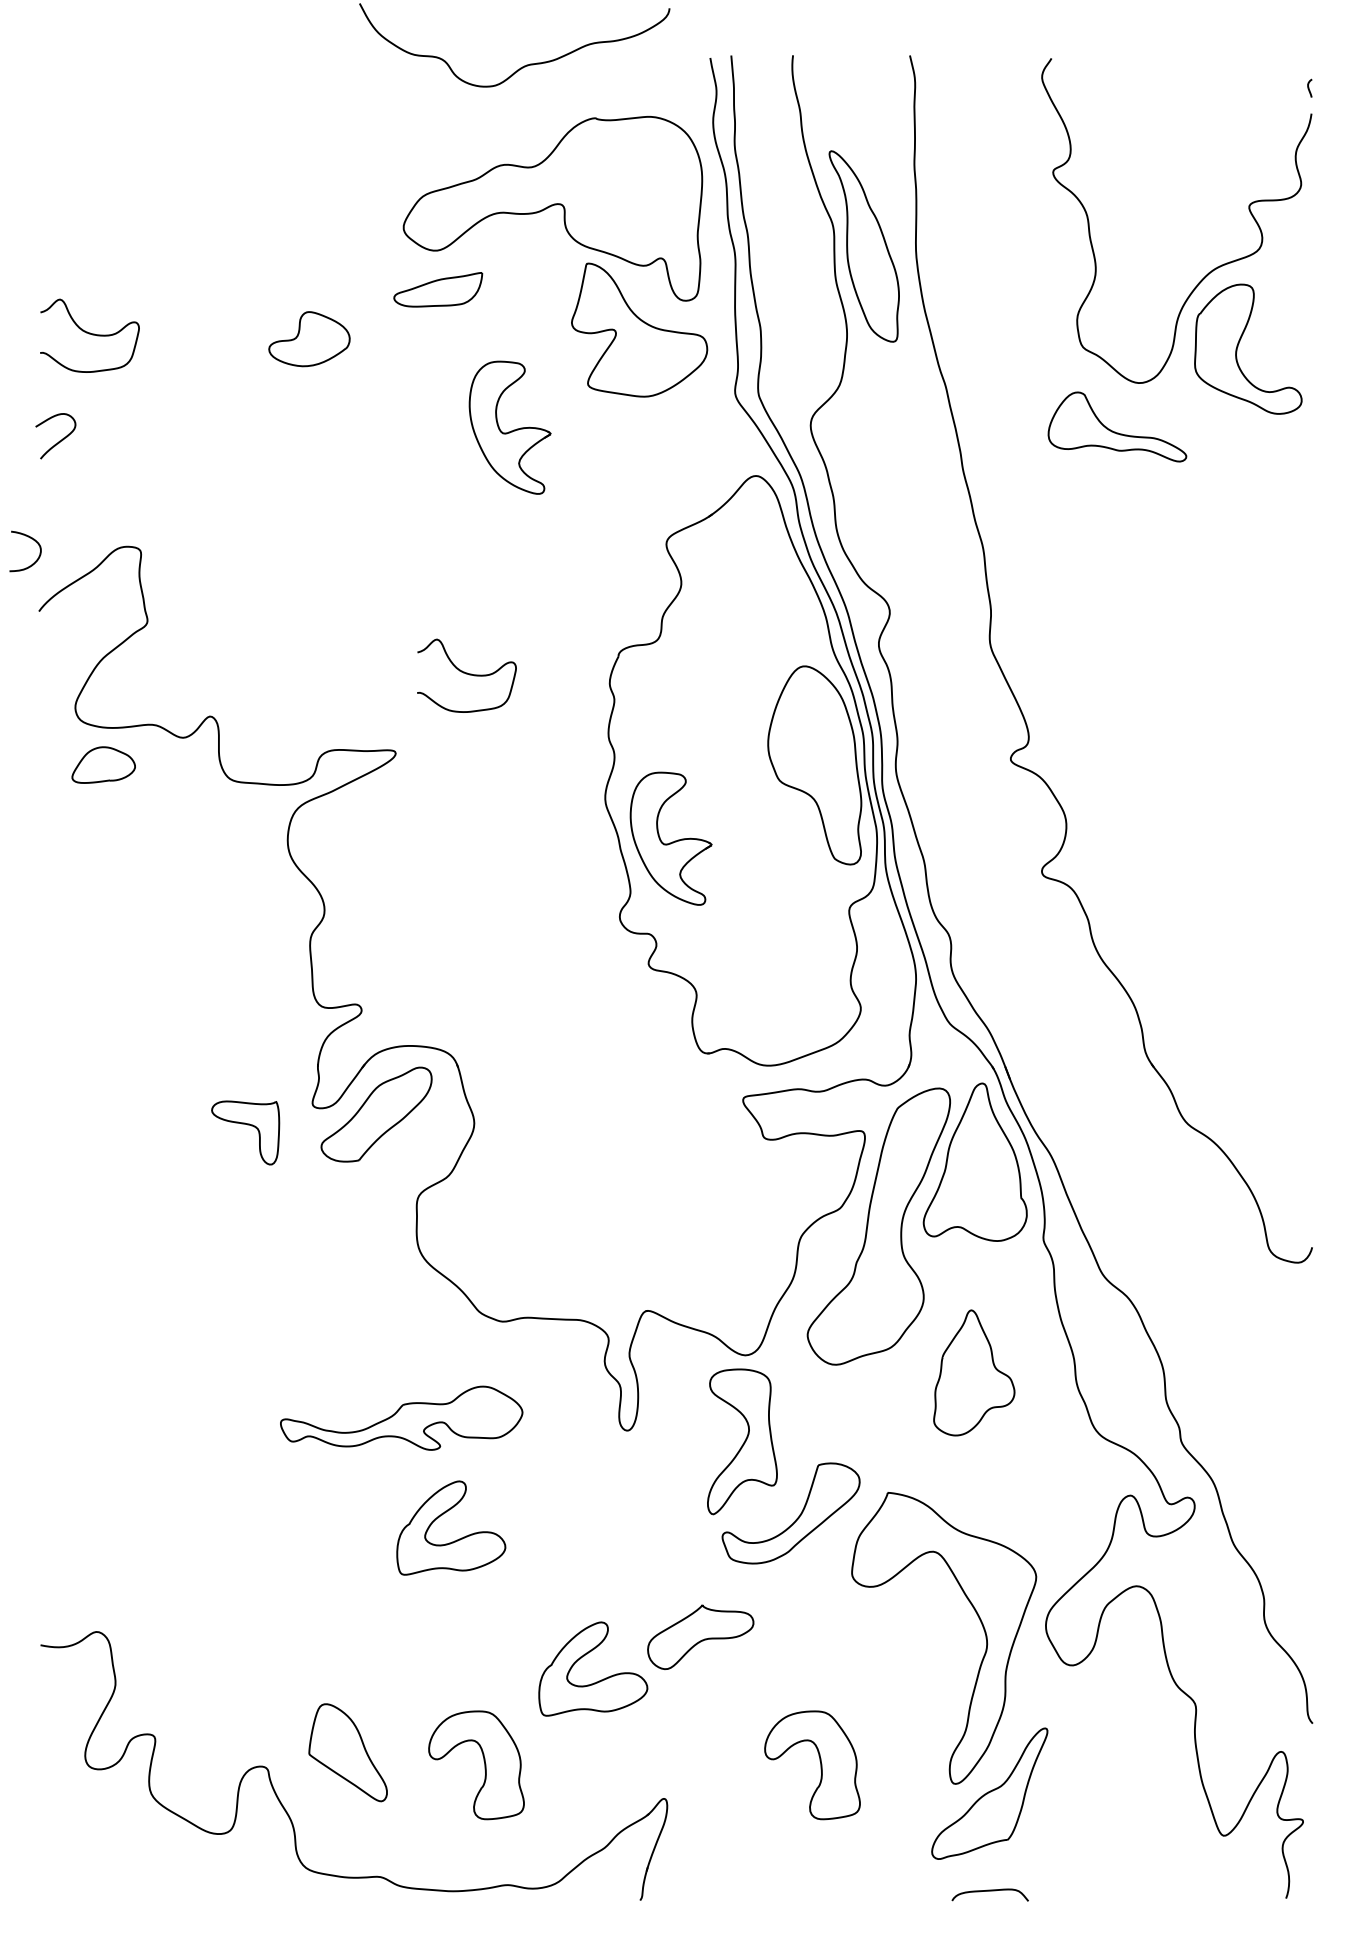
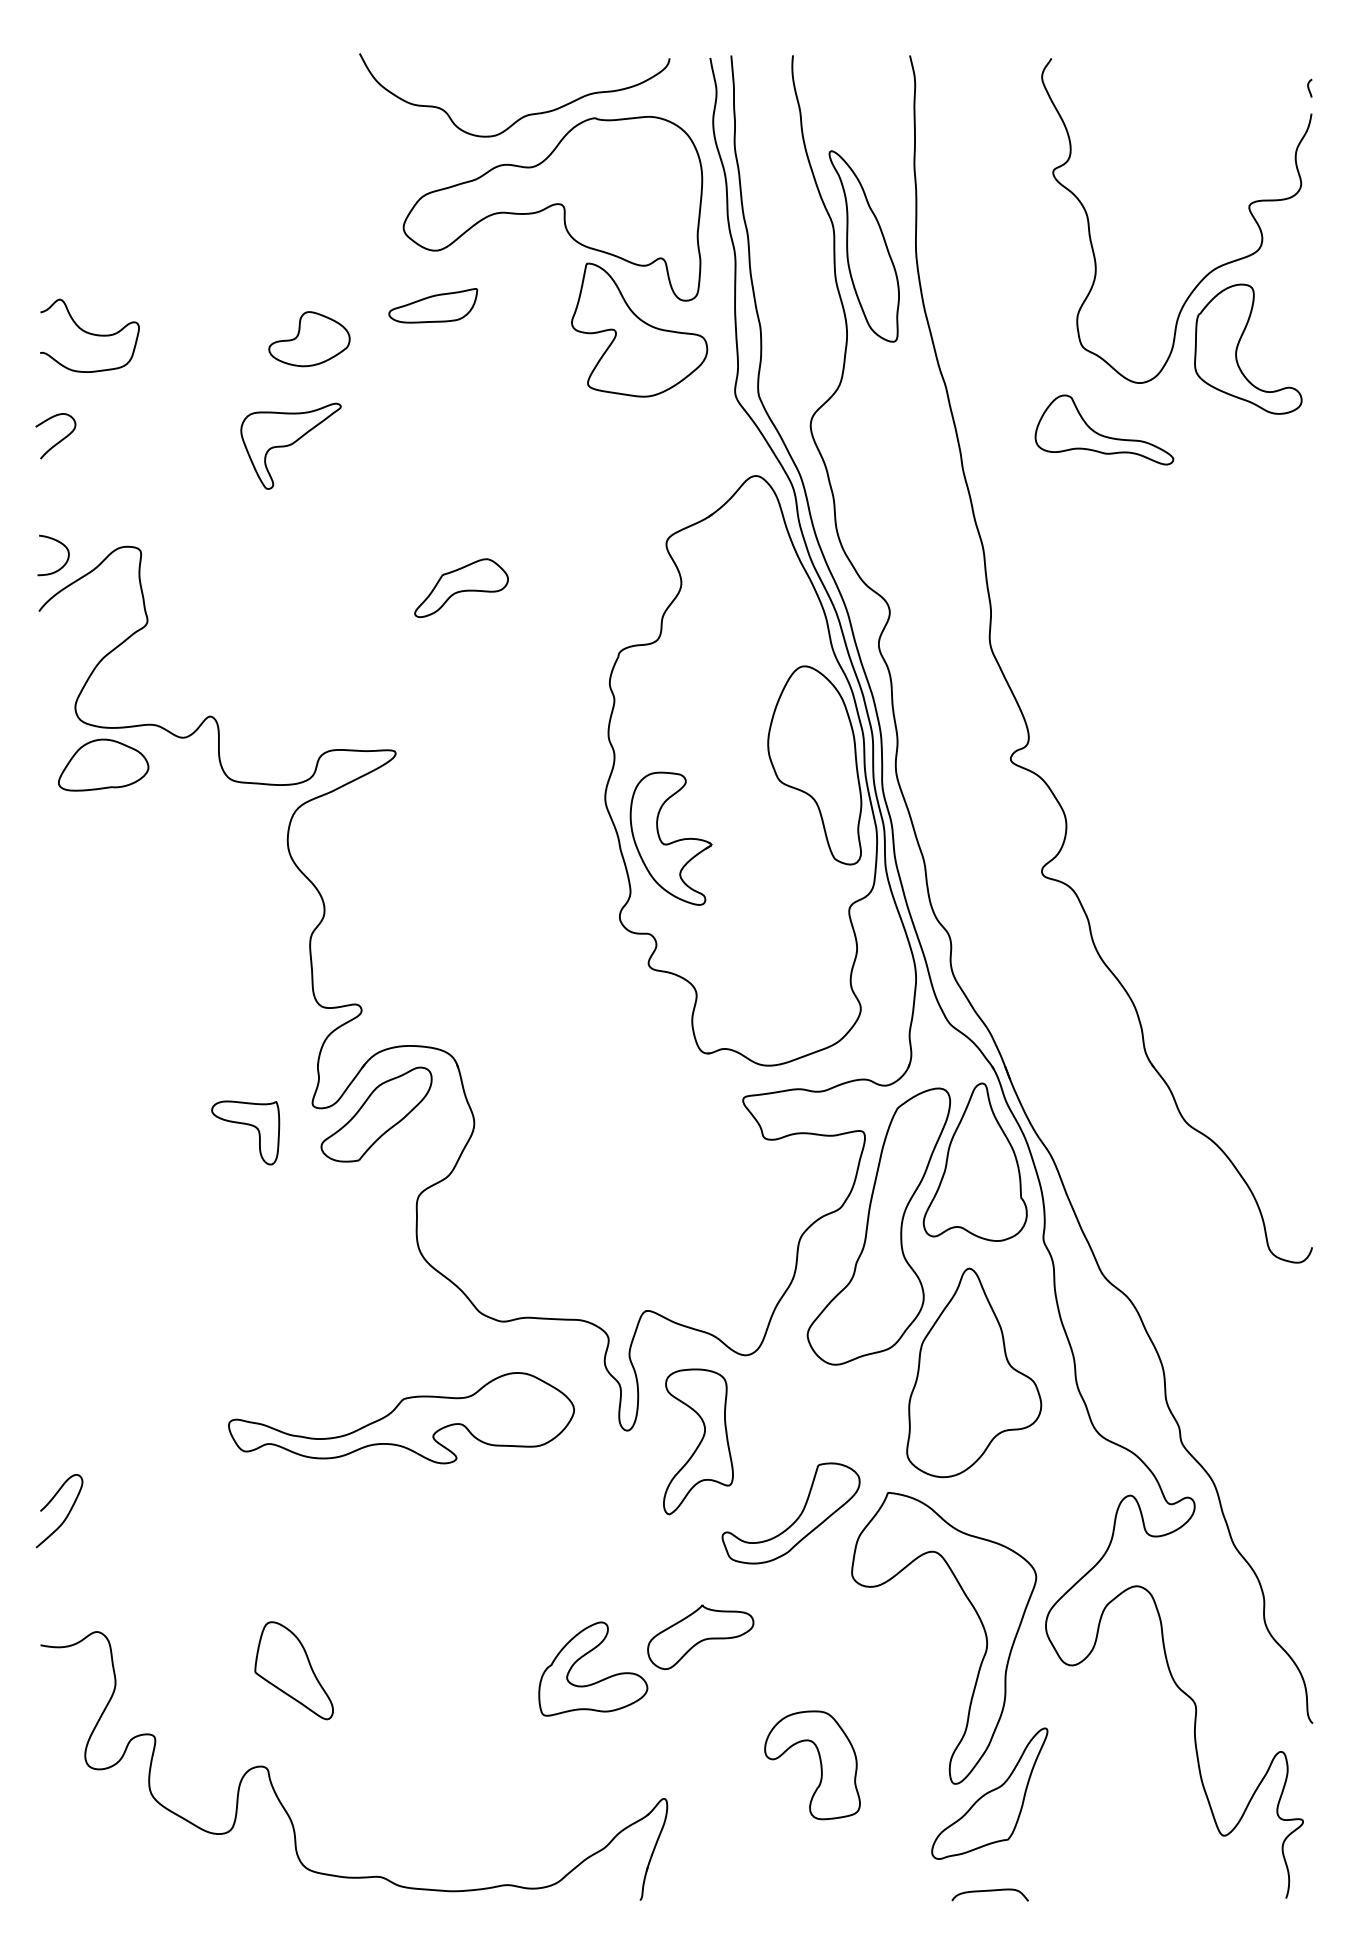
curve position: (524, 65) -> (524, 115) (524, 115)
part position: (438, 289) -> (433, 305) (433, 305)
part position: (1117, 426) -> (1104, 429) (1104, 429)
part: present -> none (509, 427)
part: none -> present (290, 445)
curve position: (31, 539) -> (59, 543) (59, 543)
part: none -> present (461, 587)
curve: present -> none (466, 674)
part size: 65x38 px -> 92x54 px (103, 764)
part size: 83x128 px -> 137x212 px (974, 1372)
part size: 244x66 px -> 348x93 px (401, 1418)
part position: (742, 1441) -> (698, 1441) (698, 1441)
curve: none -> present (66, 1515)
part: present -> none (454, 1540)
part position: (347, 1752) -> (293, 1670) (293, 1670)
part: present -> none (484, 1765)
